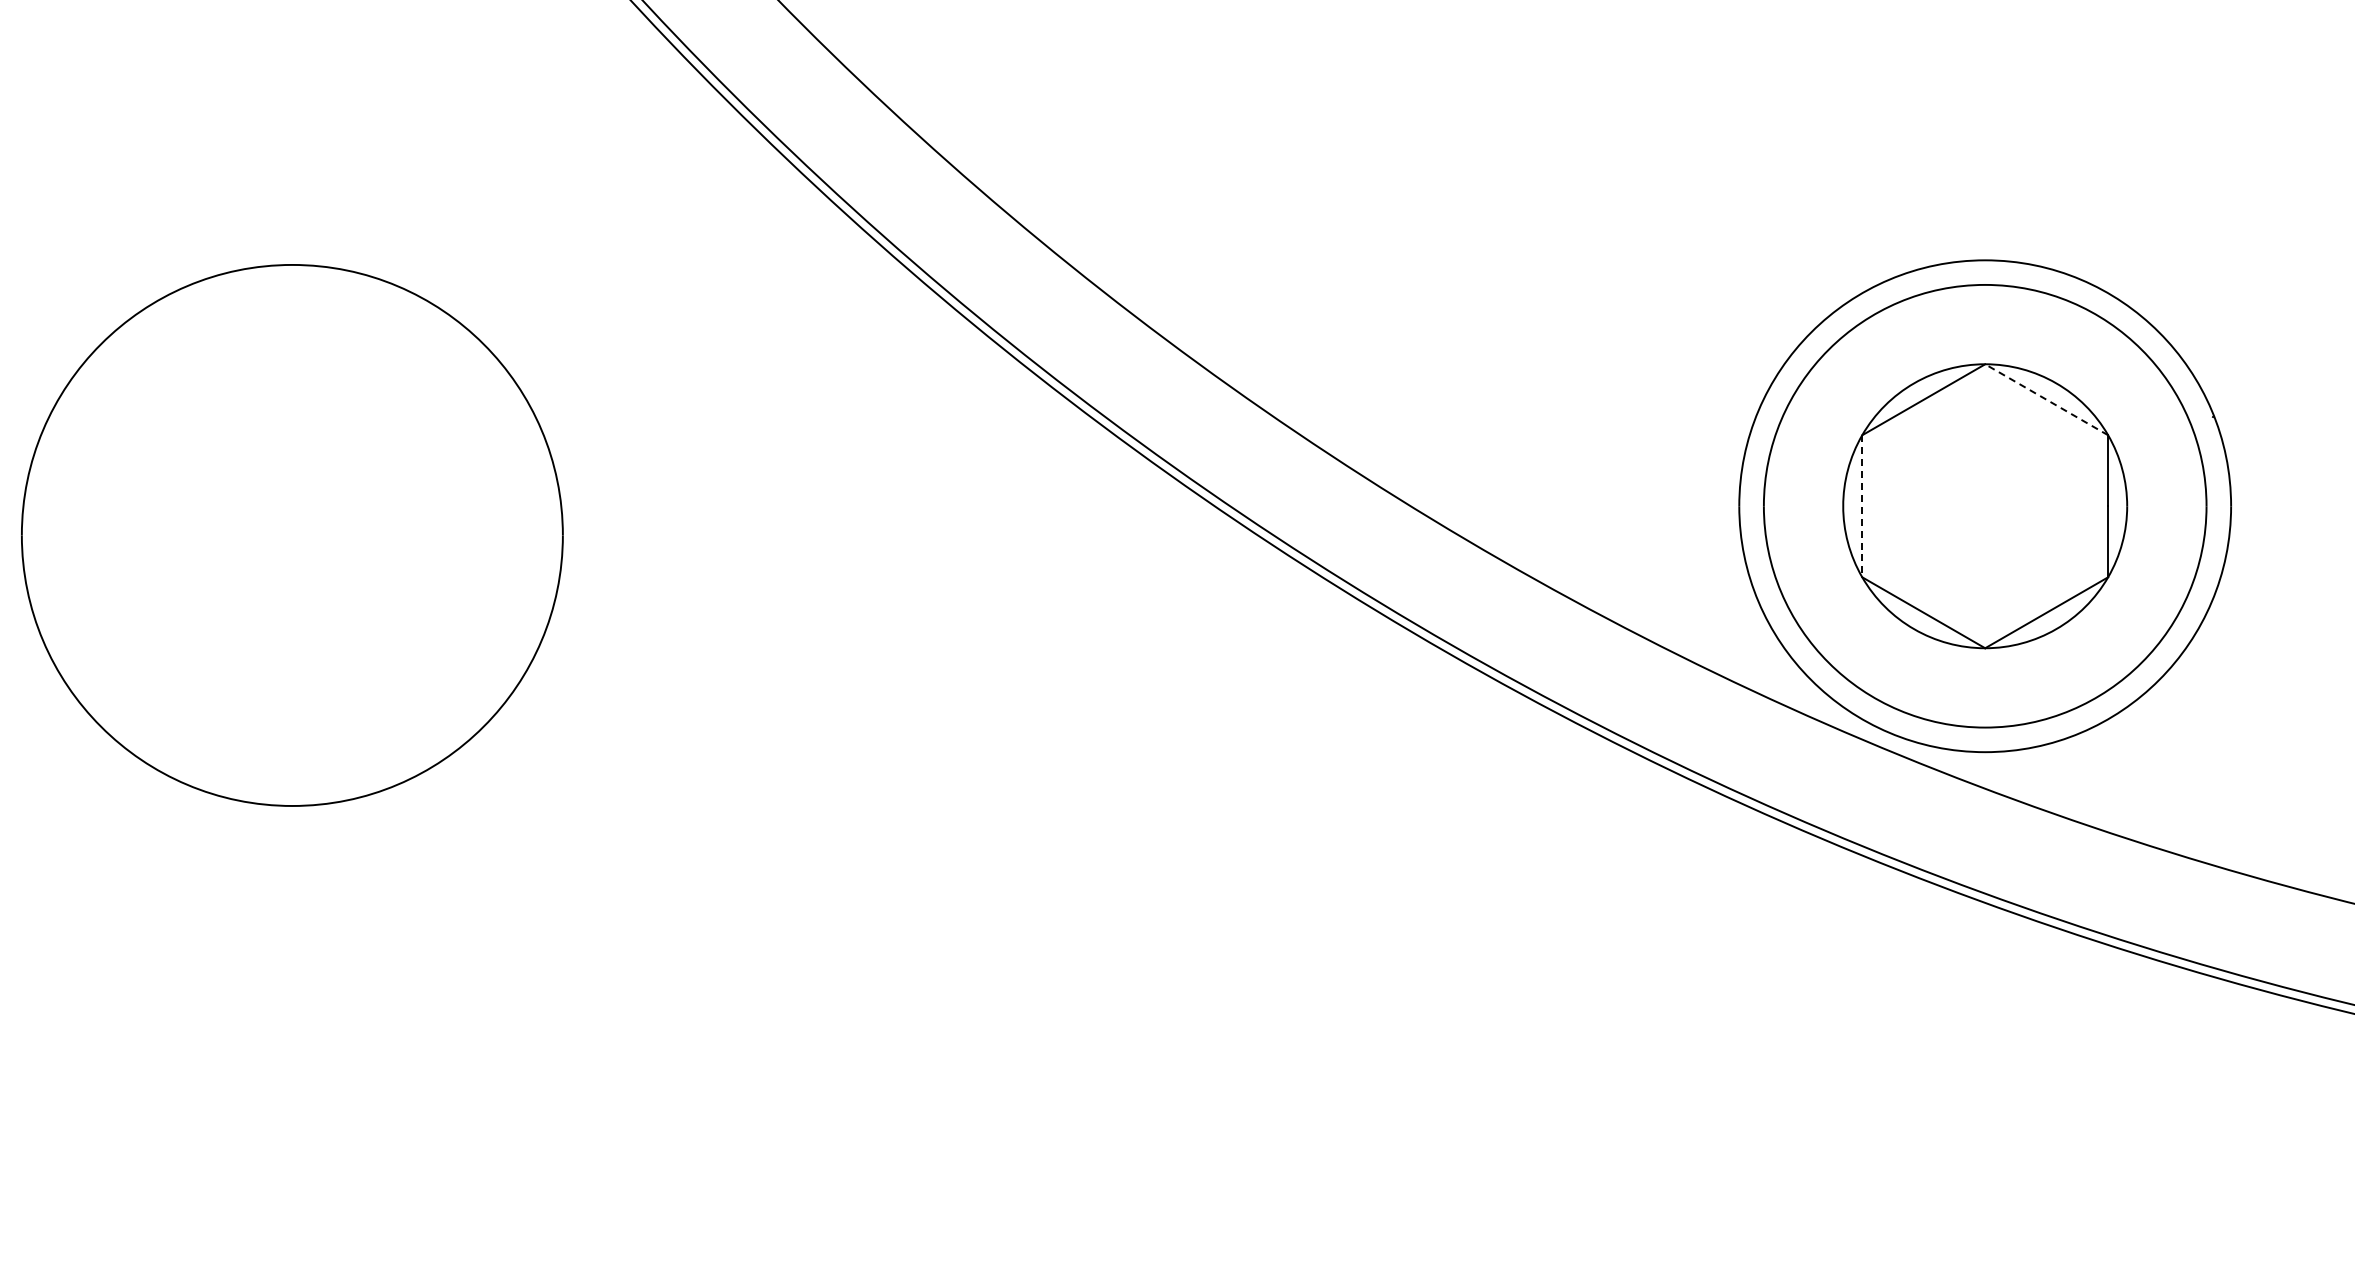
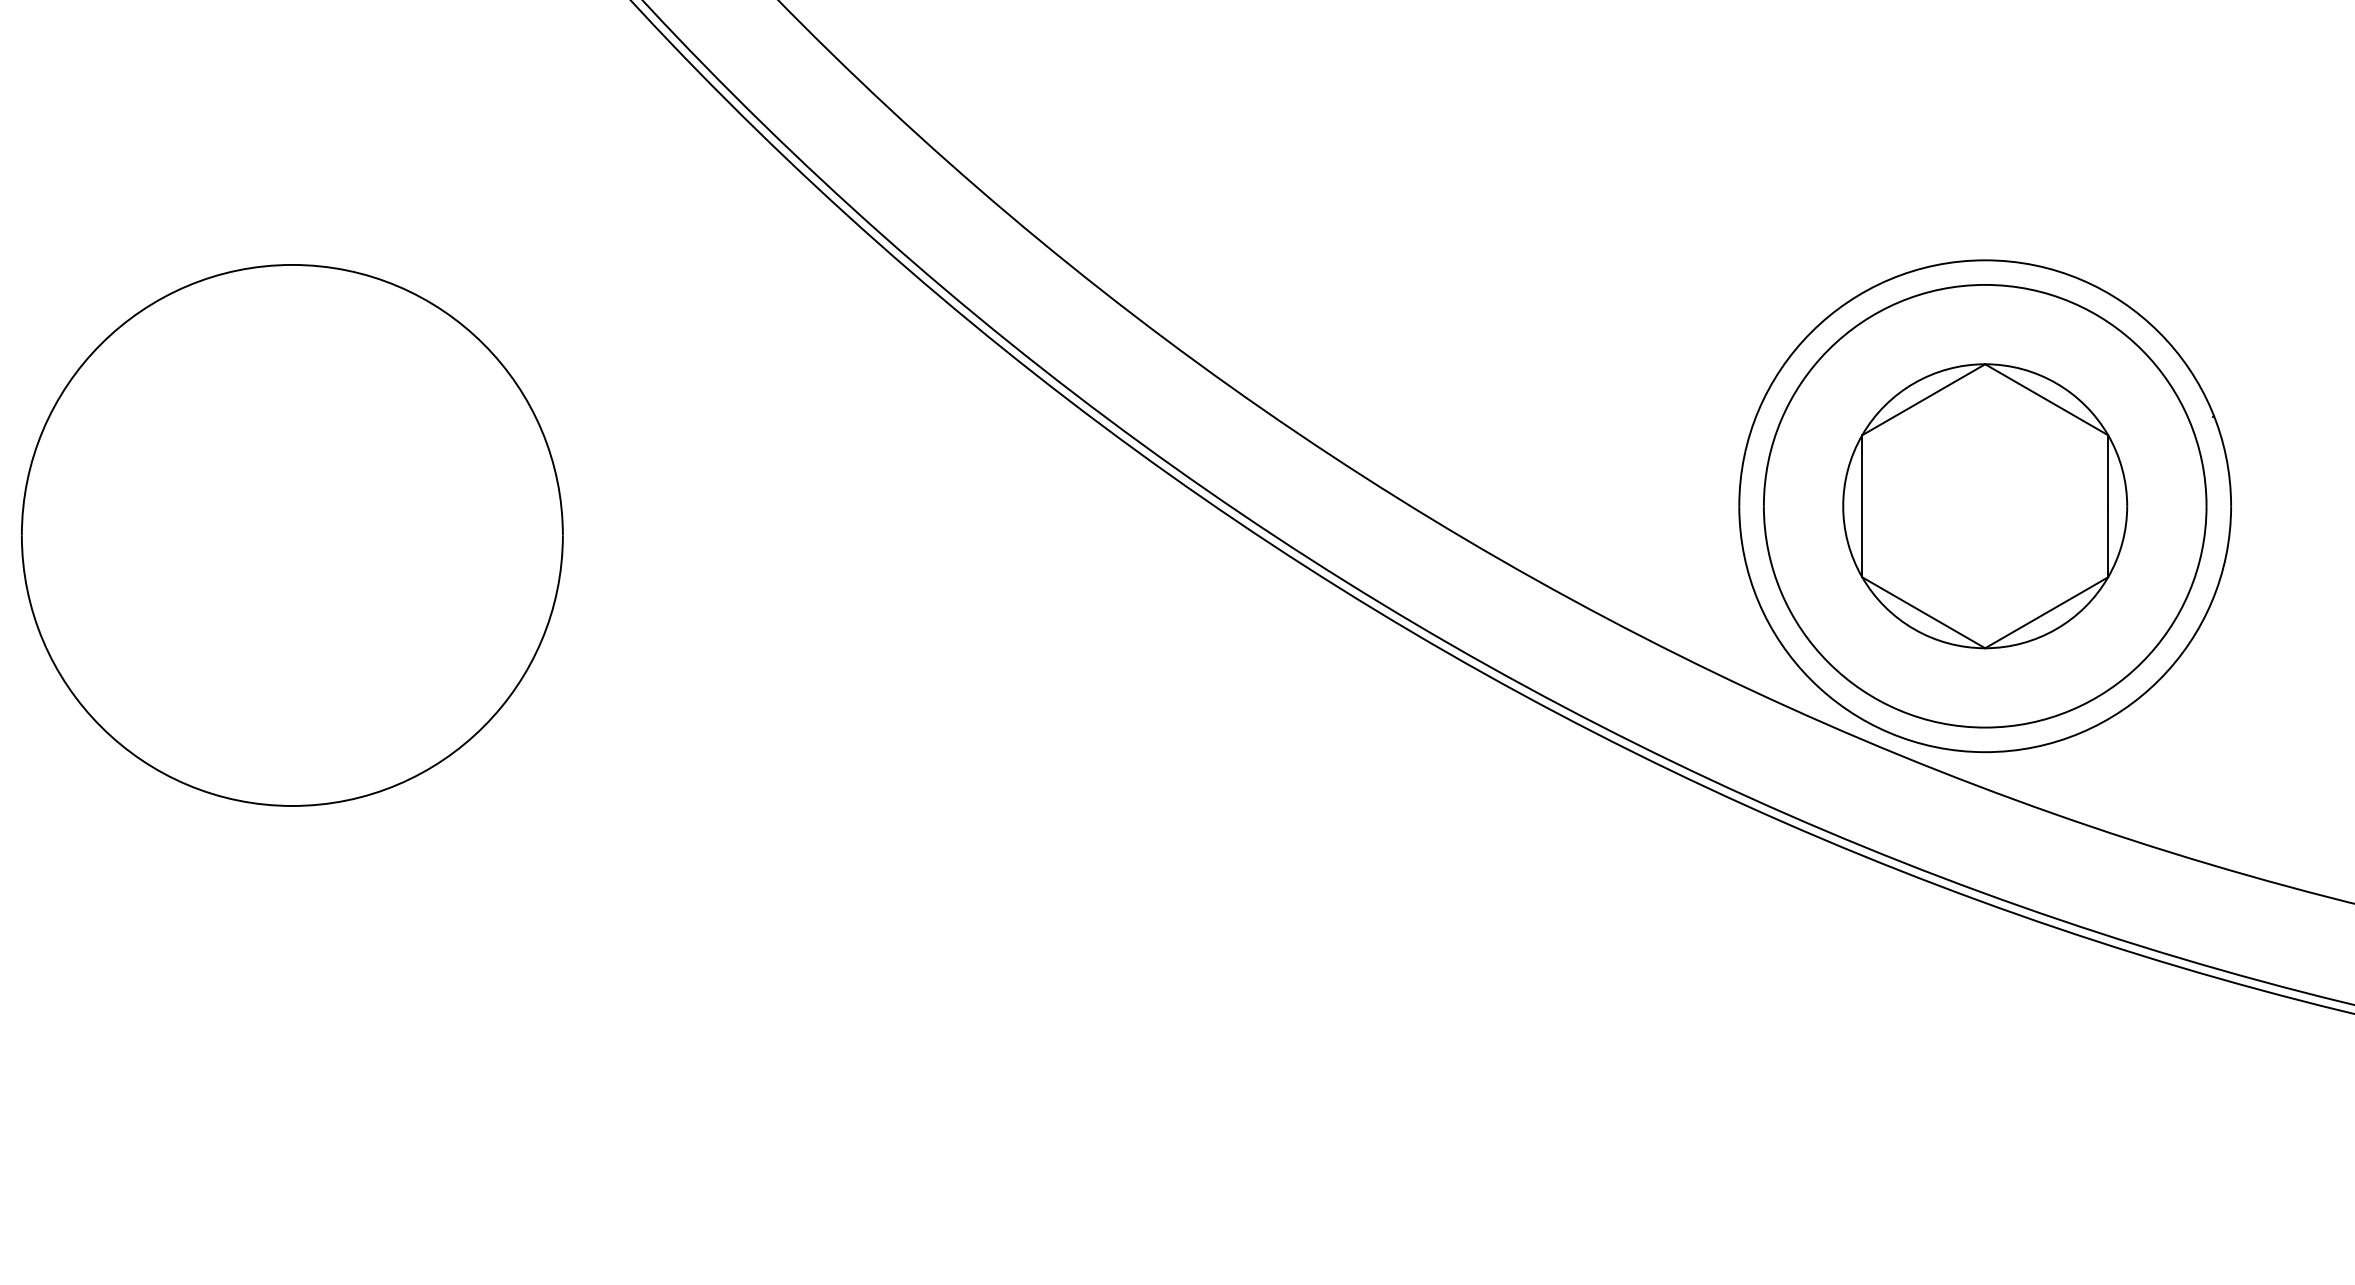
line: dashed -> solid (2046, 399)
line: dashed -> solid (1862, 506)
